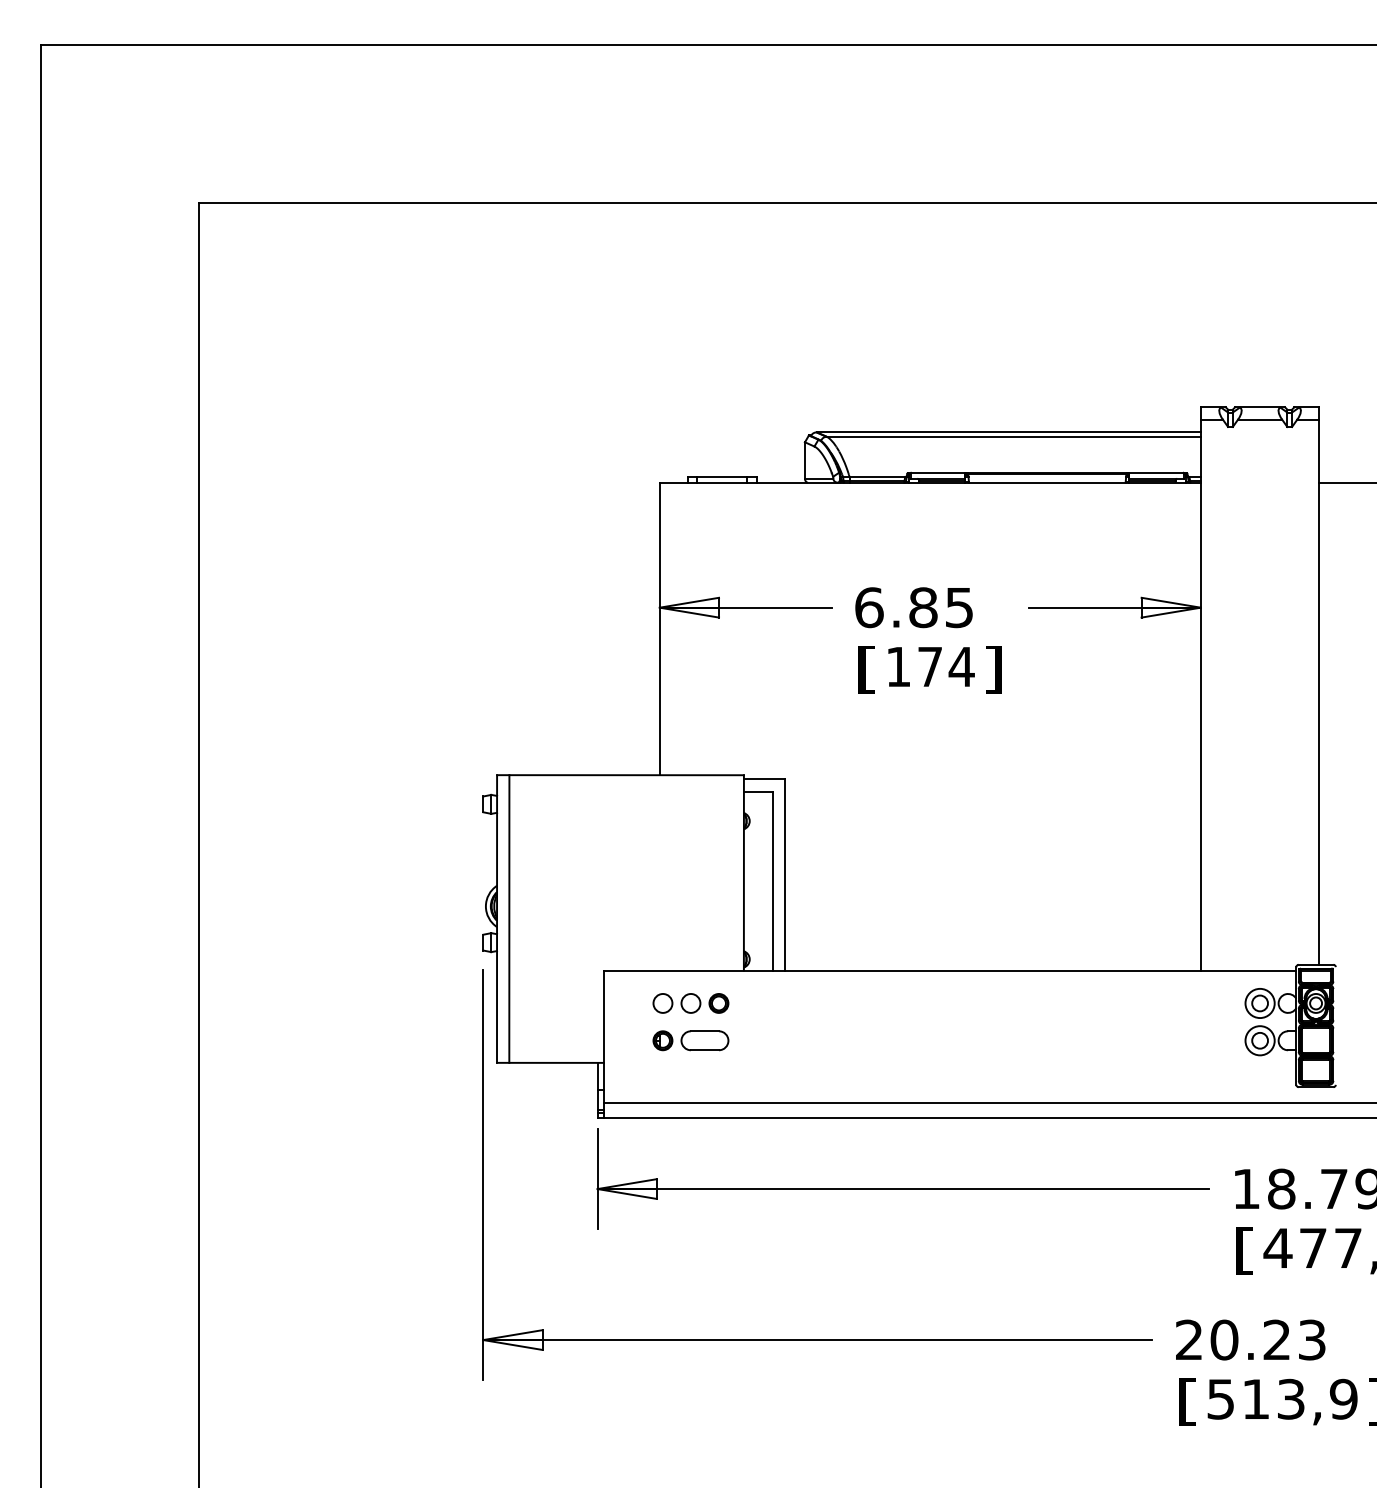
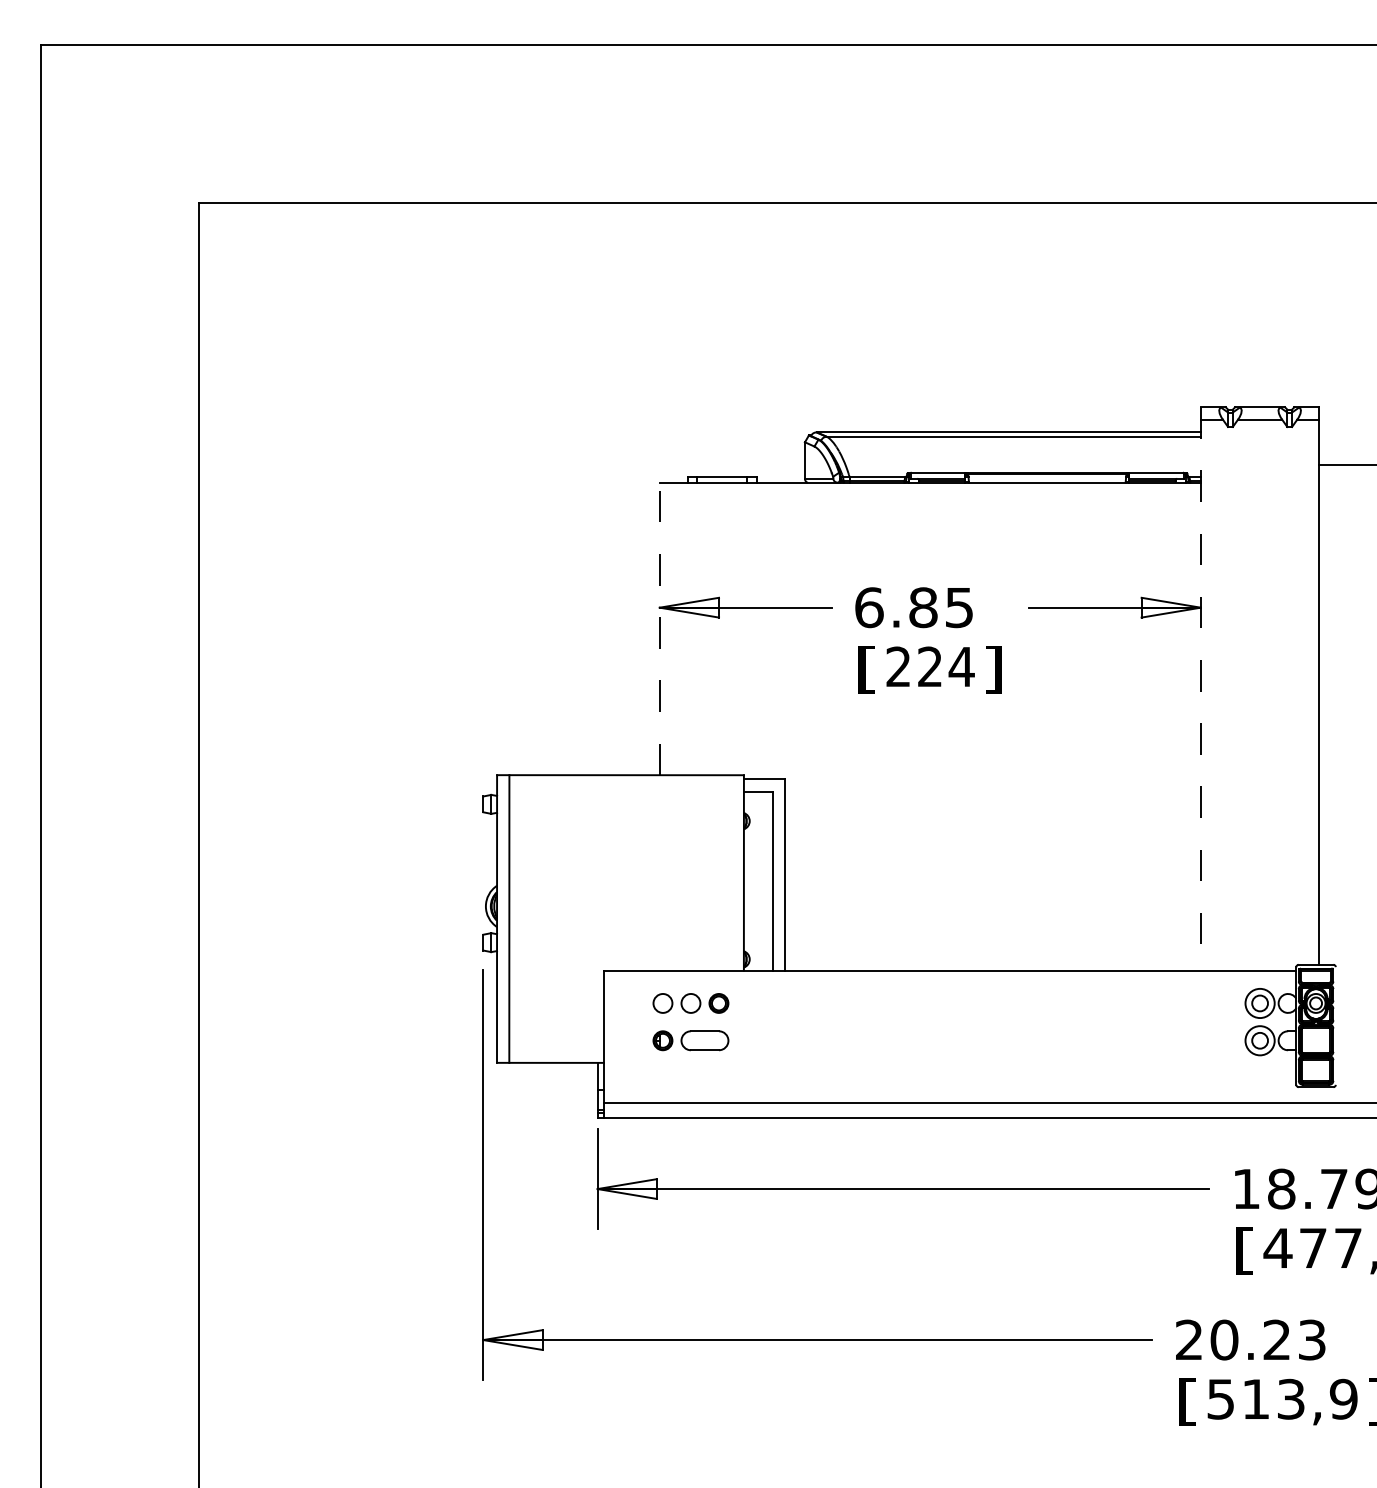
line position: (1346, 482) -> (1346, 464) (1346, 464)
line: solid -> dashed (659, 628)
text: 174 -> 224 (913, 666)
line: solid -> dashed (1200, 688)
